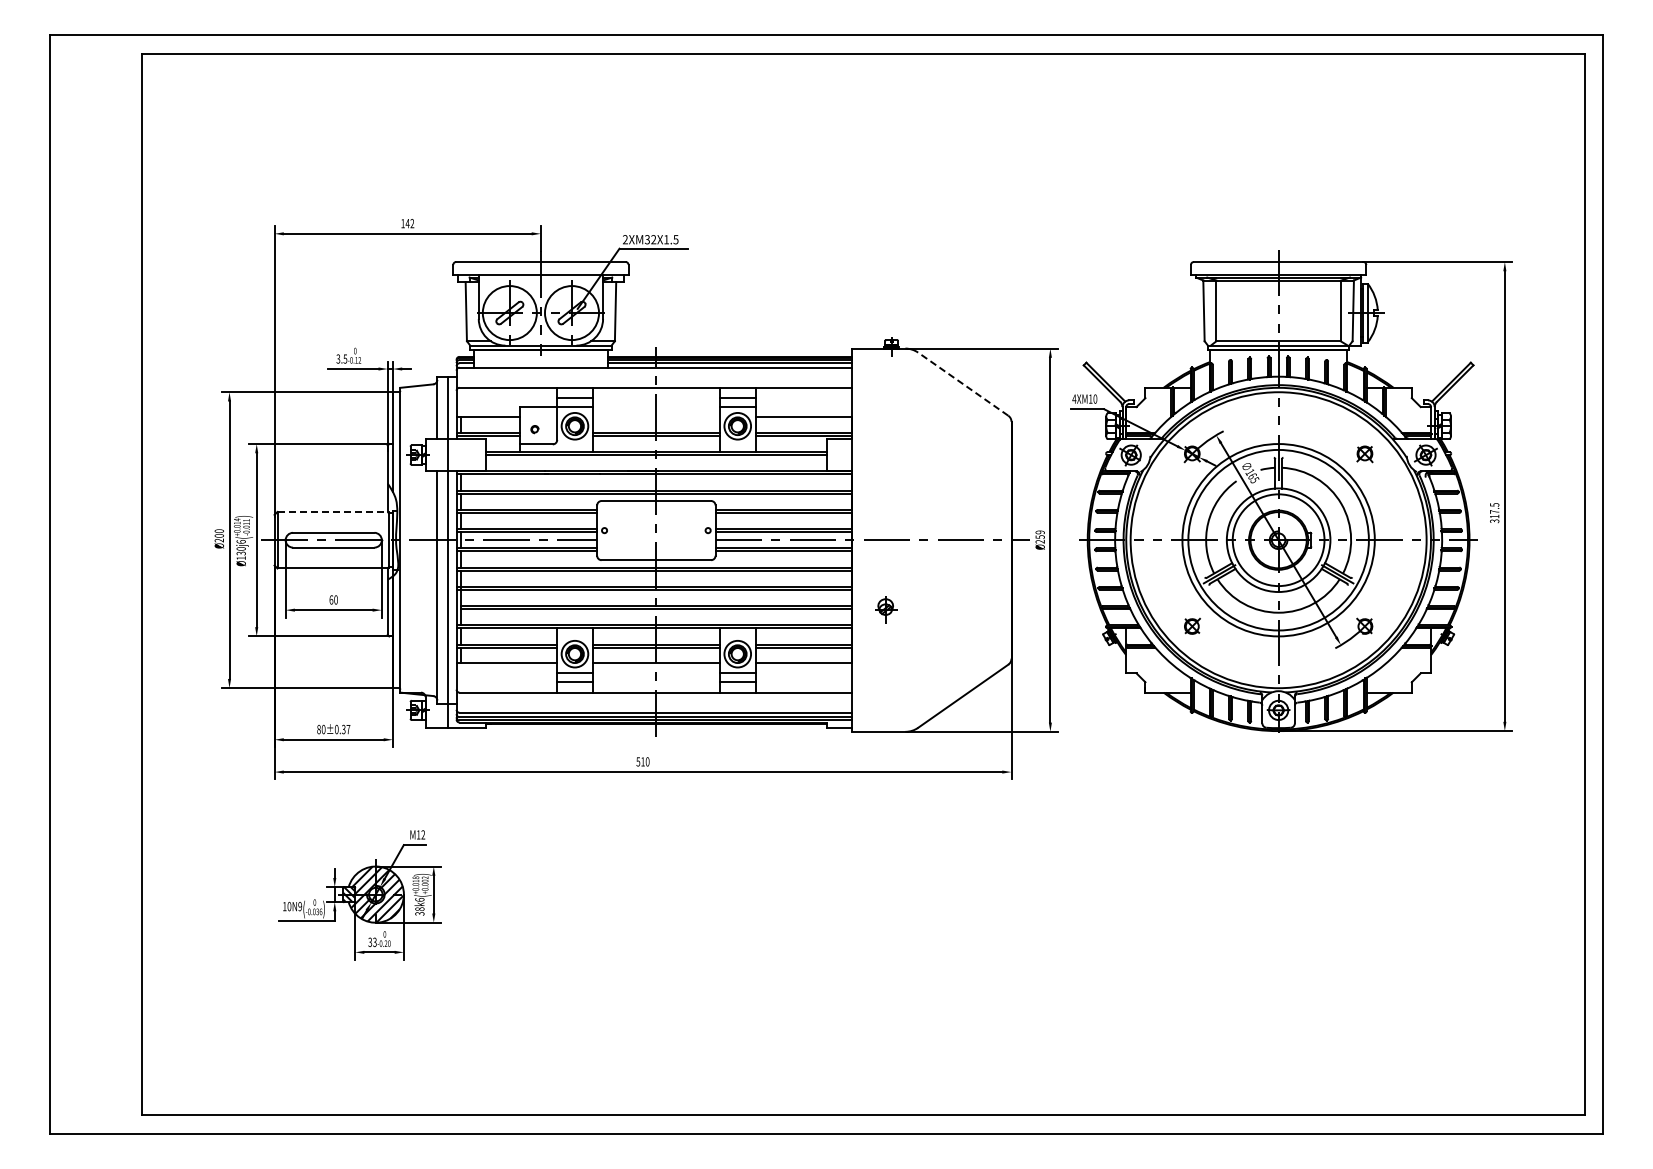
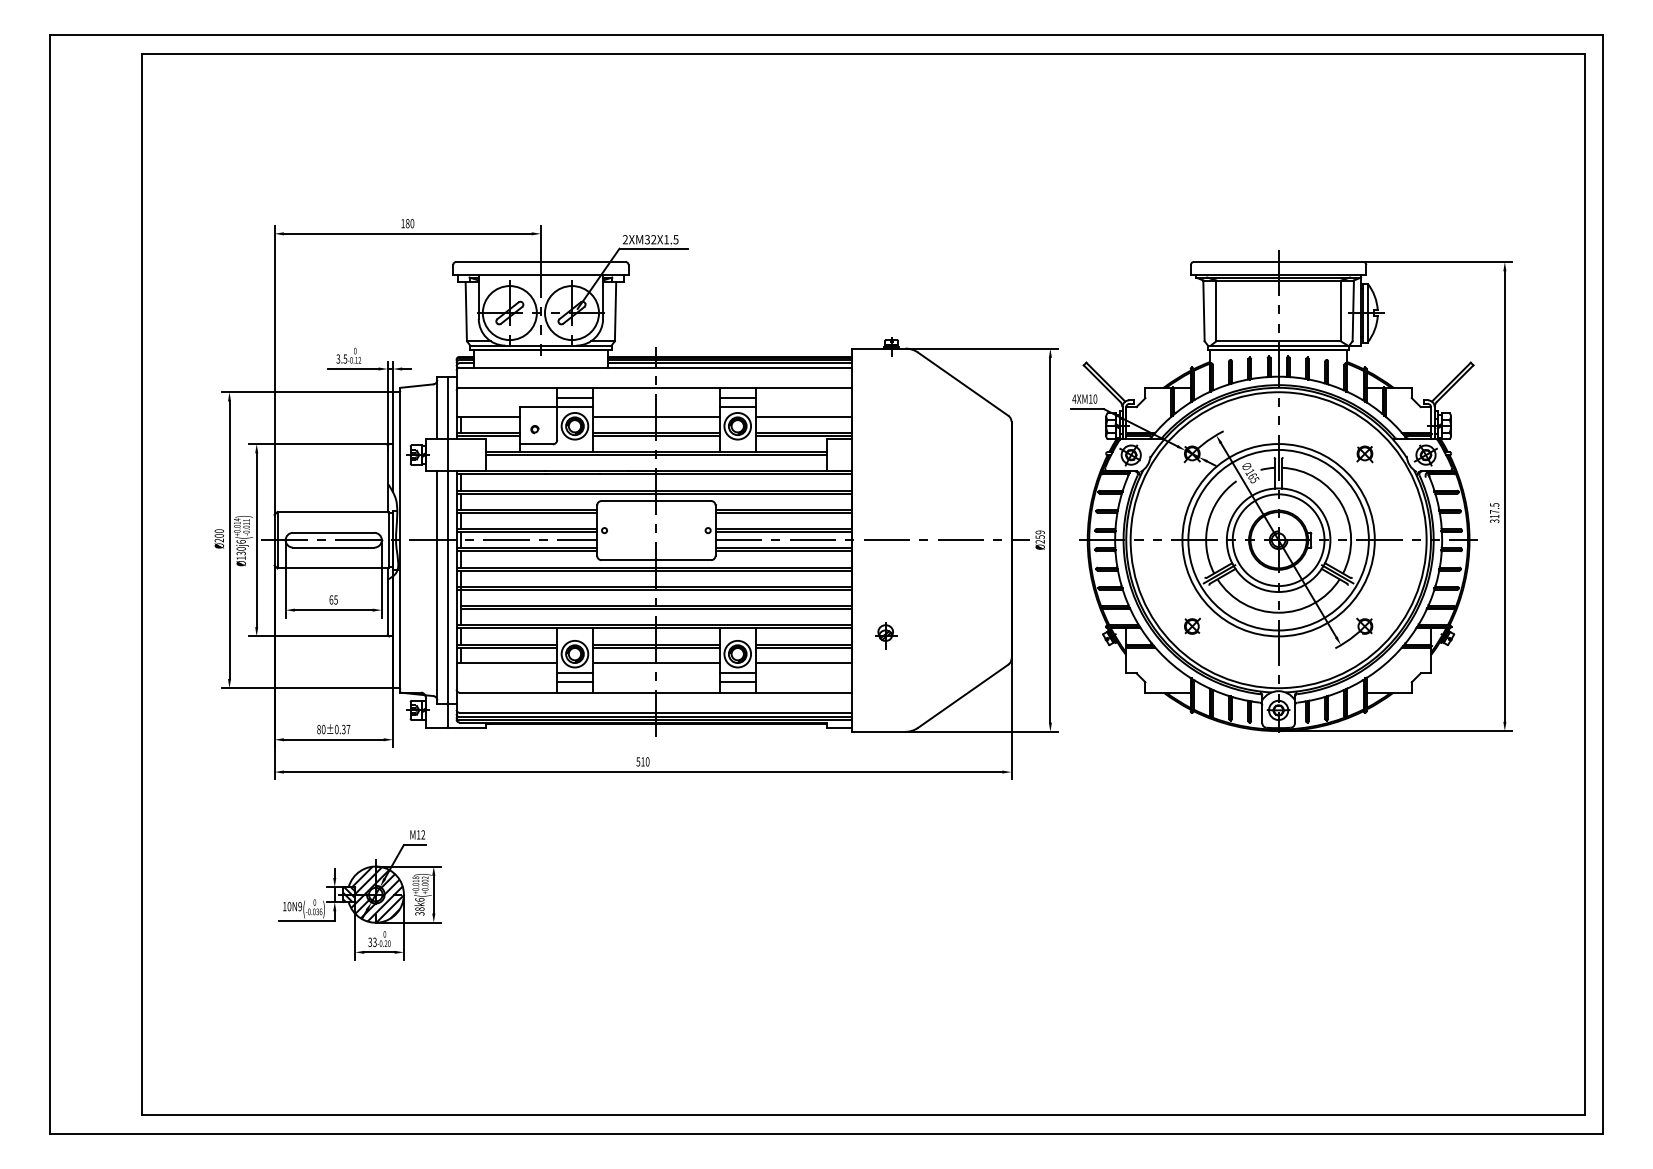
text: 142 -> 180 (409, 223)
line: dashed -> solid (962, 383)
line: none -> present (655, 417)
line: dashed -> solid (333, 511)
text: 60 -> 65 (335, 599)
part position: (886, 609) -> (886, 635) (886, 635)
